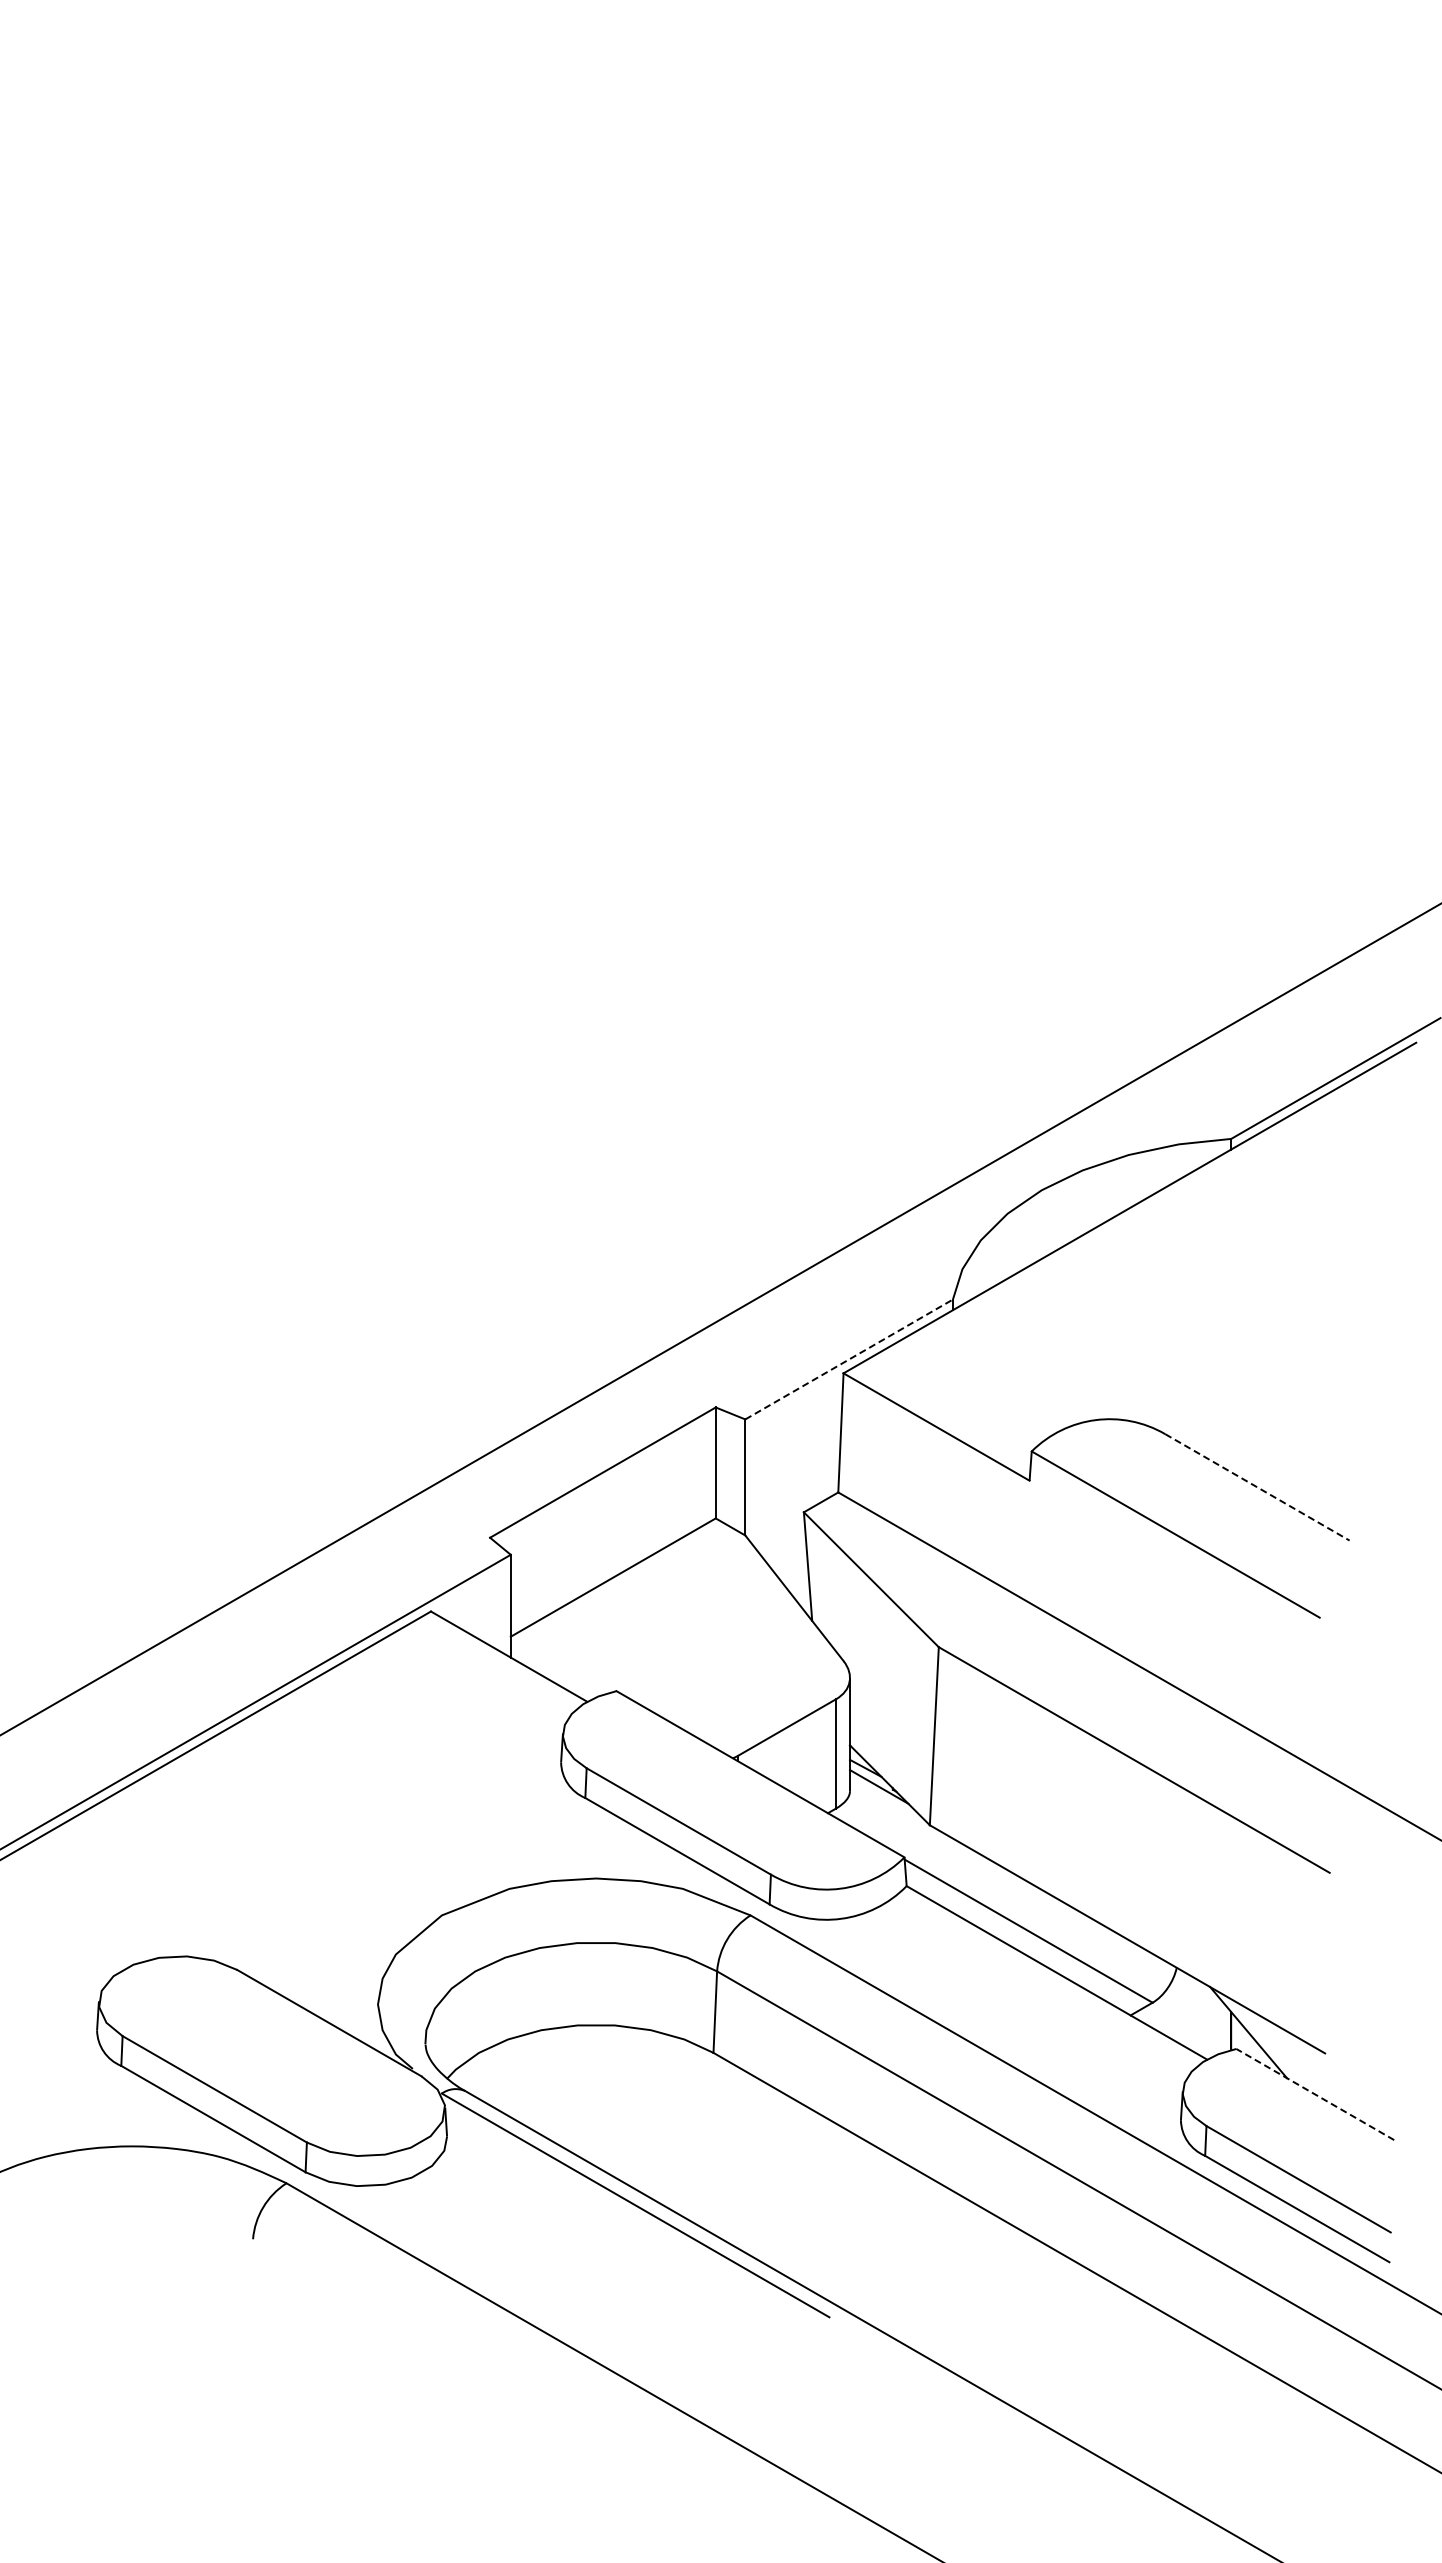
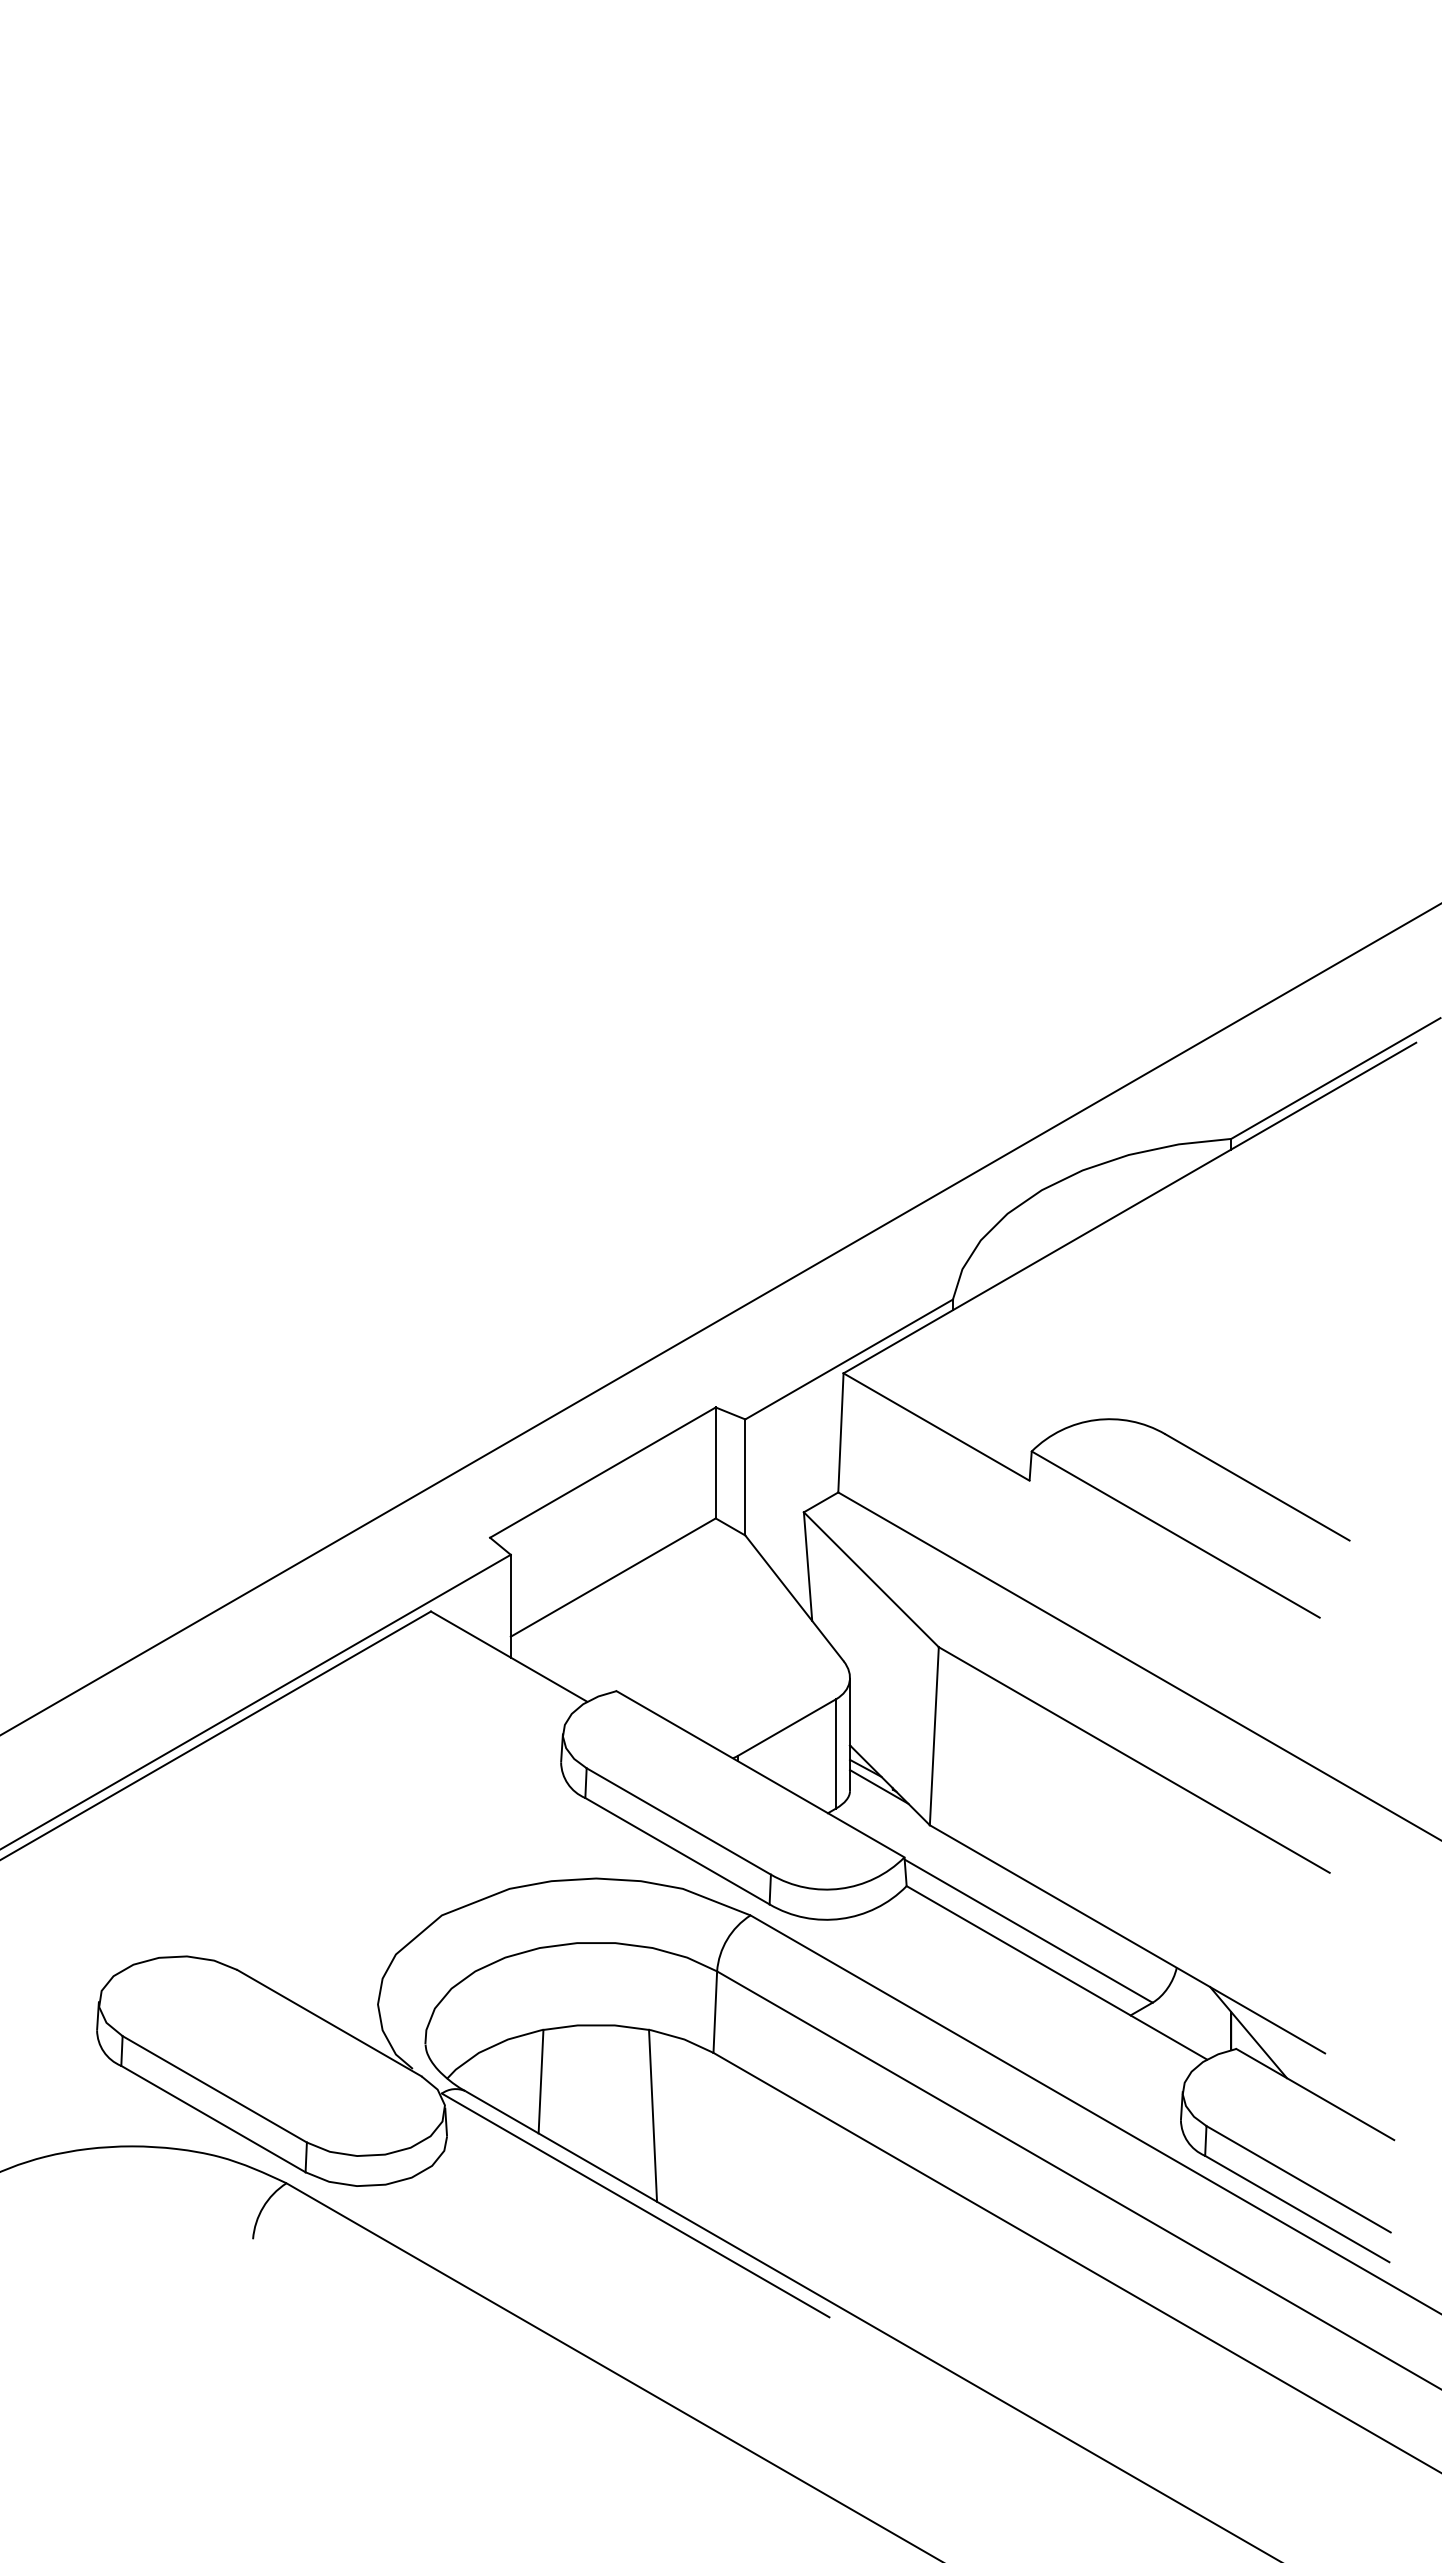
line: dashed -> solid (849, 1359)
line: dashed -> solid (1257, 1487)
line: none -> present (540, 2081)
line: dashed -> solid (1314, 2094)
line: none -> present (653, 2115)
